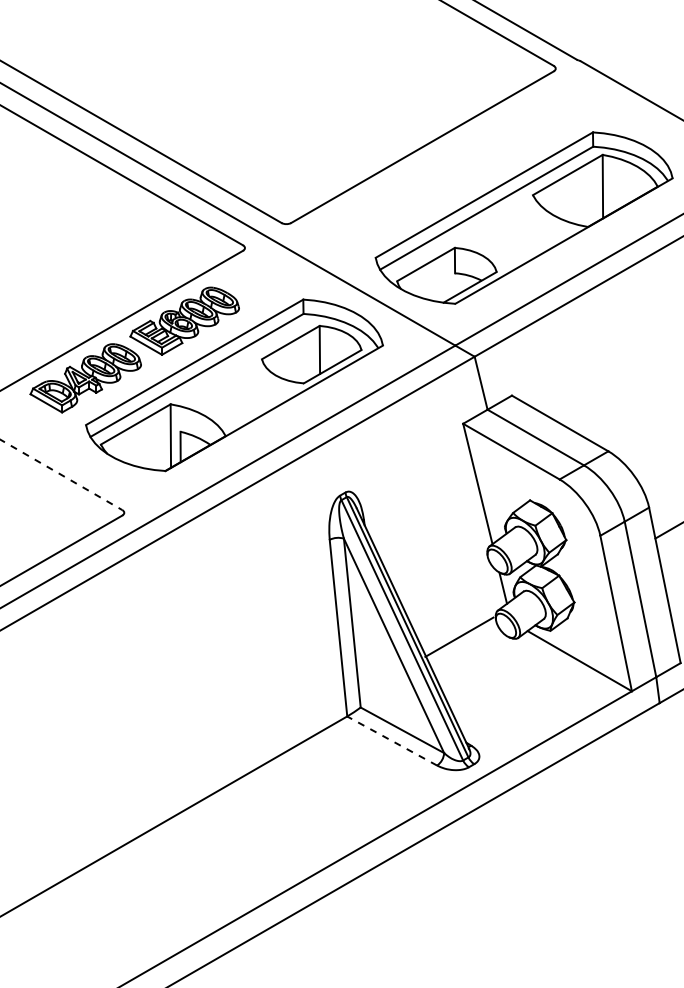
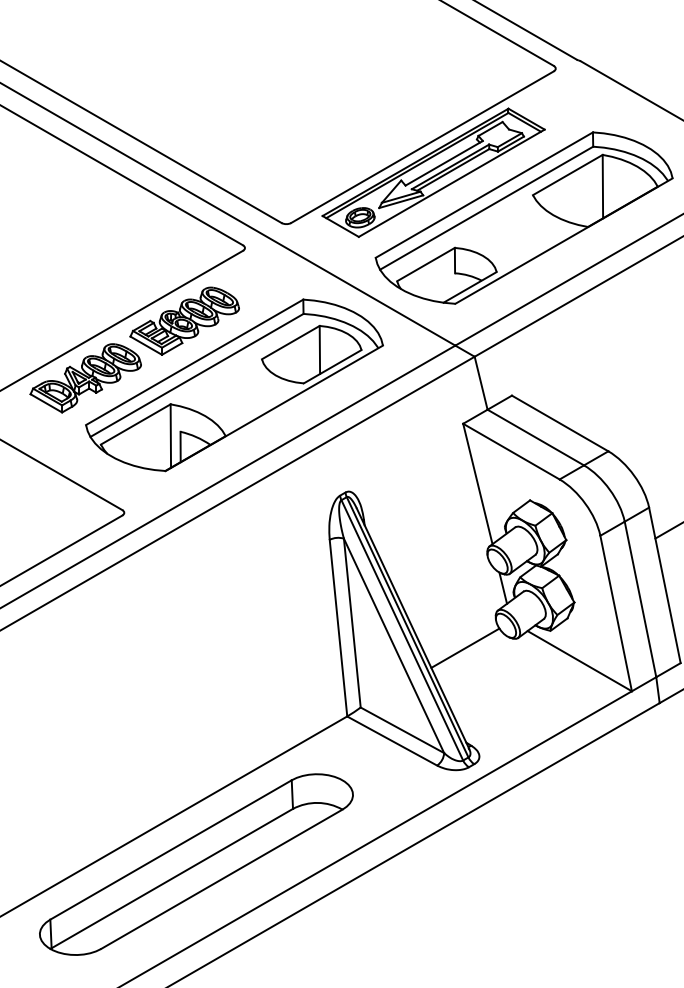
part: none -> present (433, 172)
line: dashed -> solid (62, 475)
line position: (459, 636) -> (465, 647) (465, 647)
line: dashed -> solid (391, 740)
part: none -> present (196, 864)
